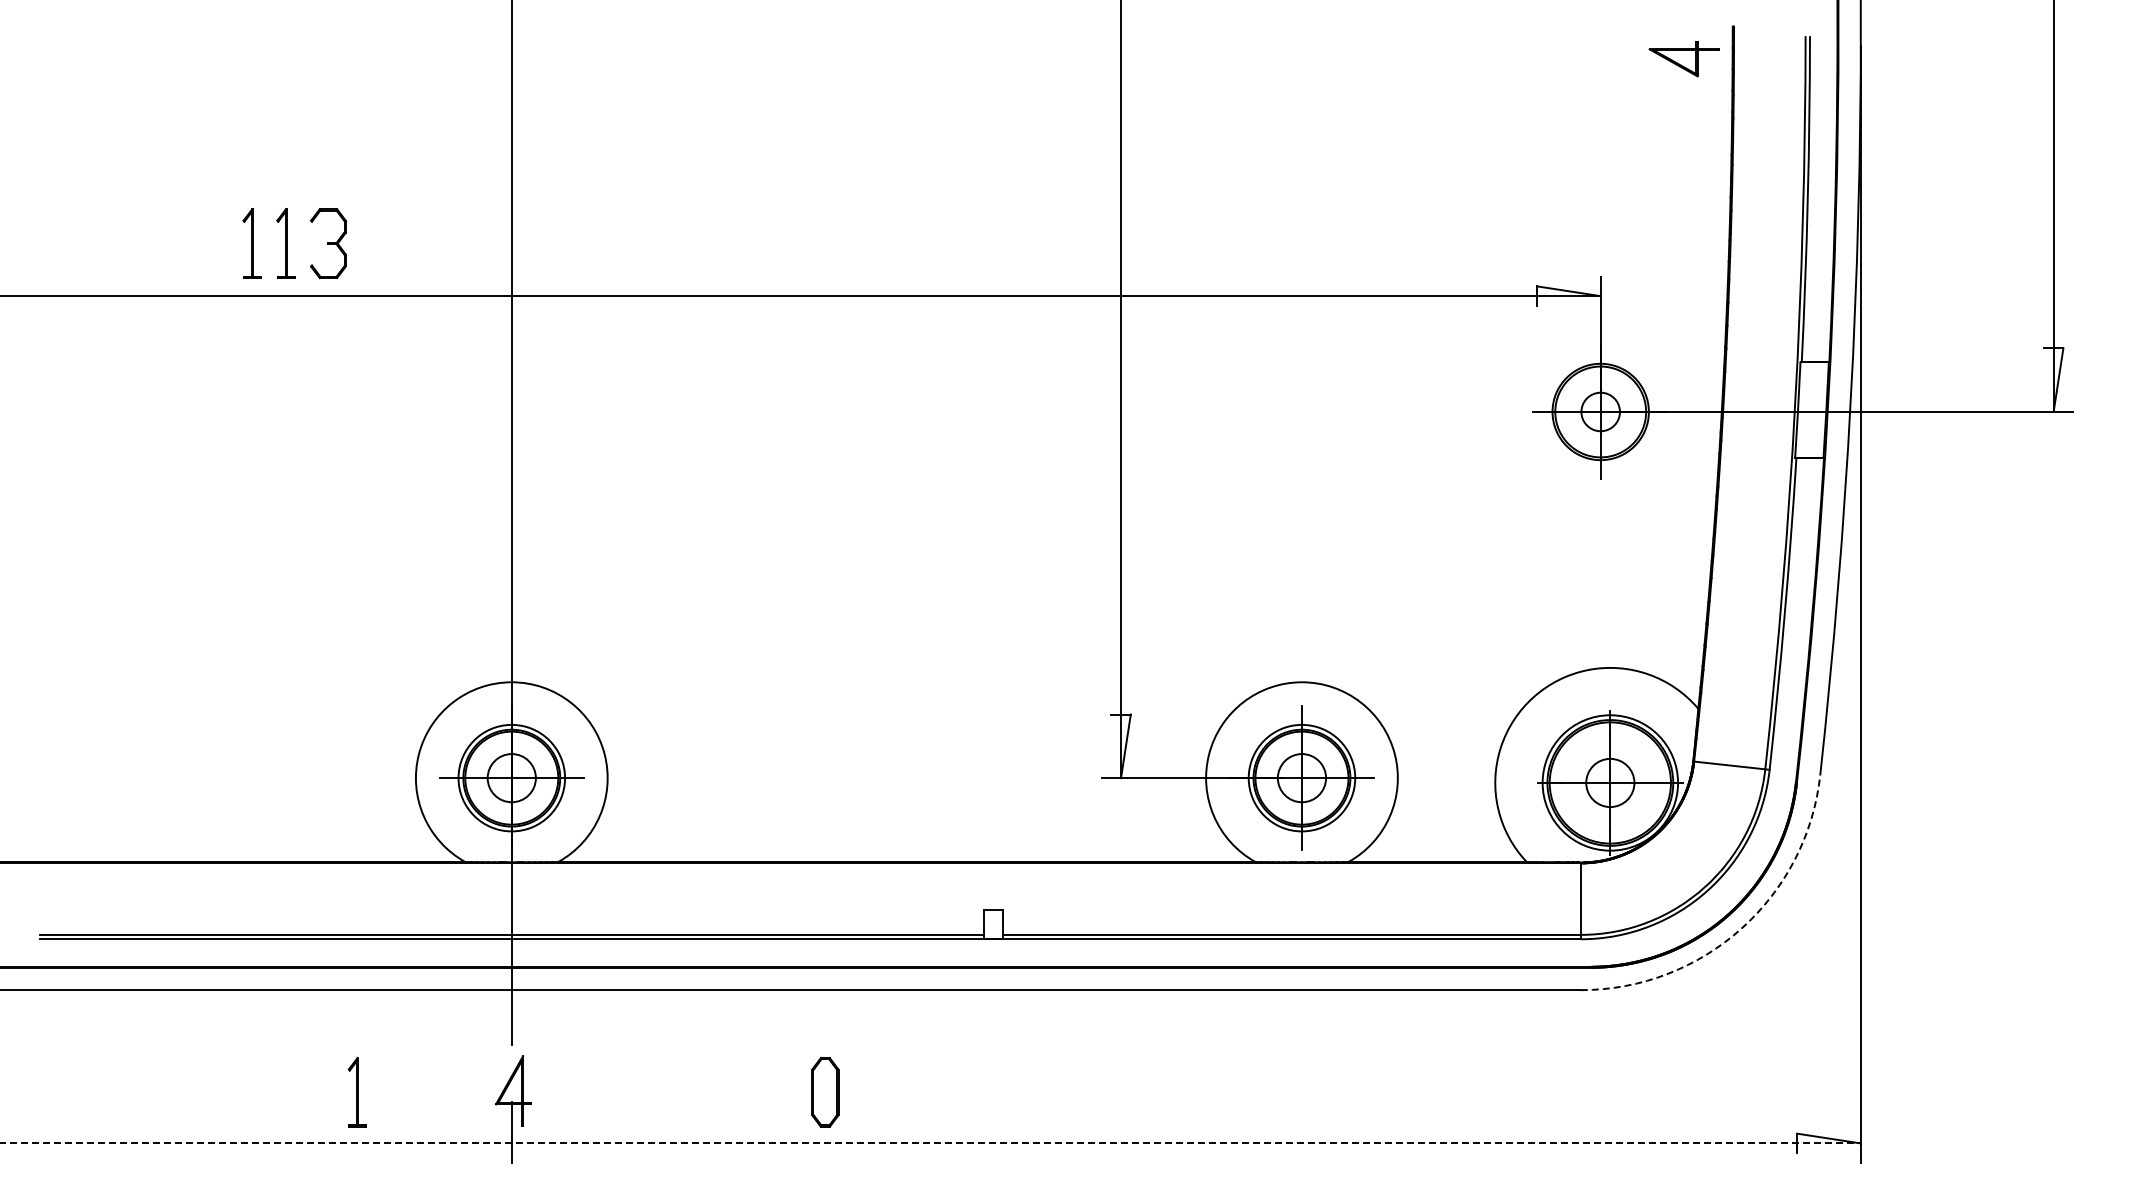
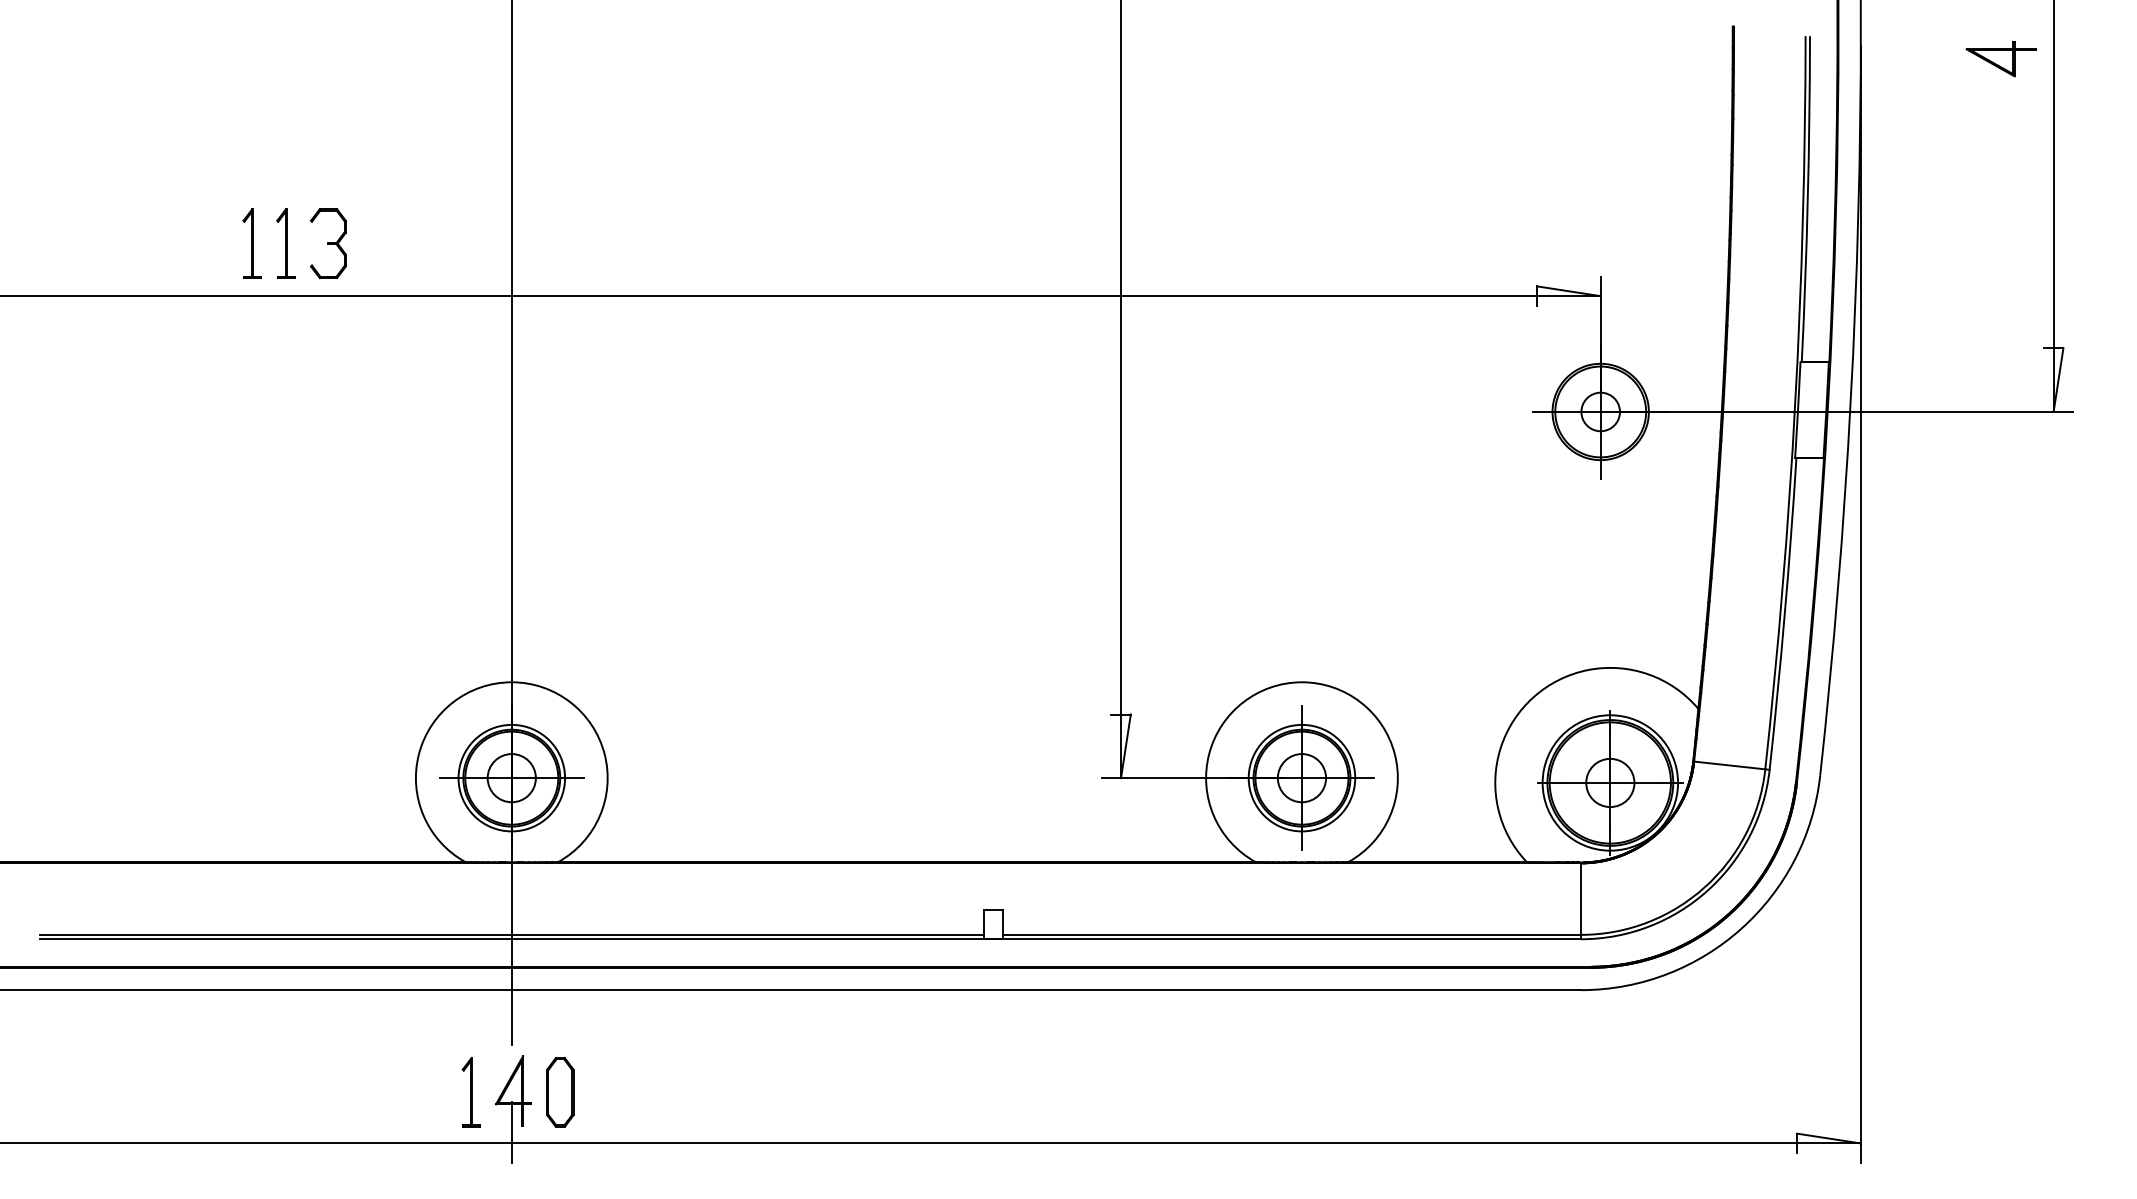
part position: (1683, 59) -> (2000, 59) (2000, 59)
arc: dashed -> solid (1741, 928)
part position: (356, 1091) -> (470, 1091) (470, 1091)
part position: (825, 1092) -> (560, 1092) (560, 1092)
line: dashed -> solid (931, 1143)
